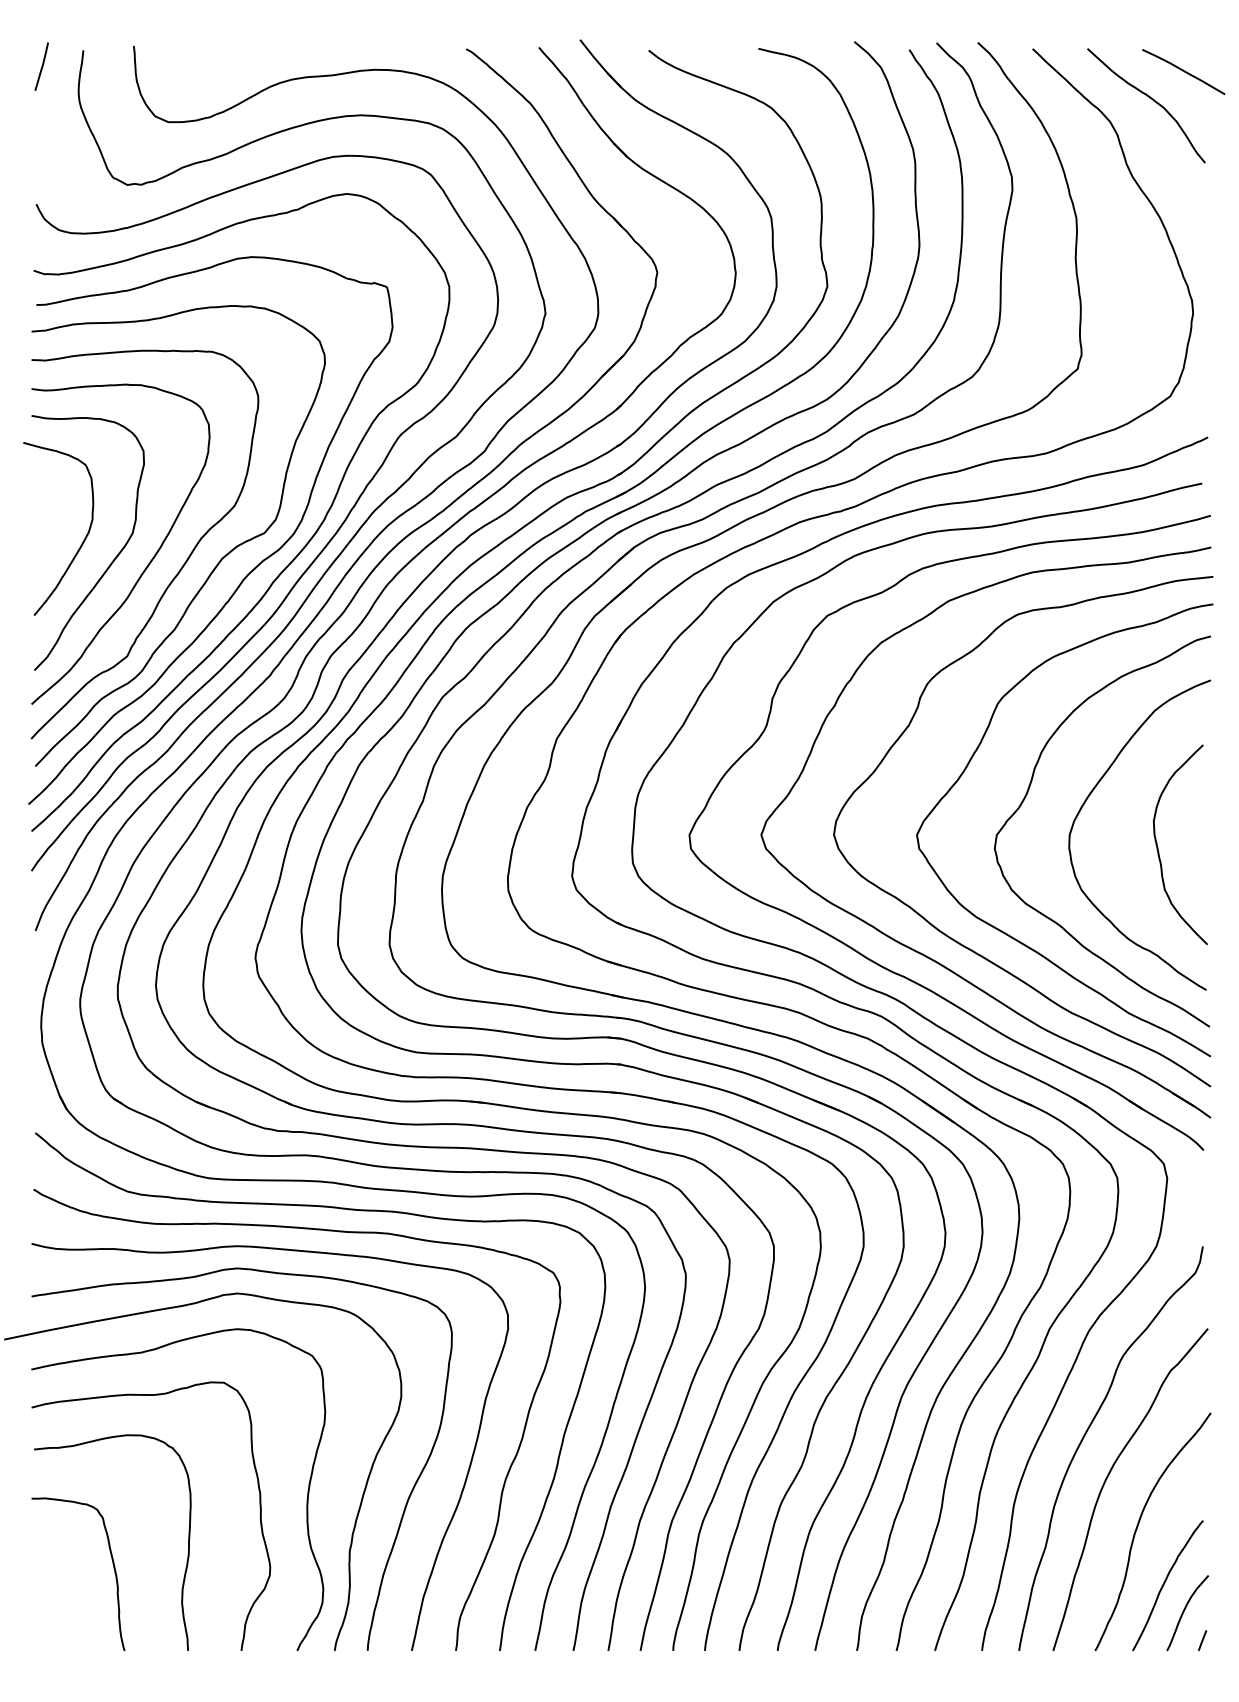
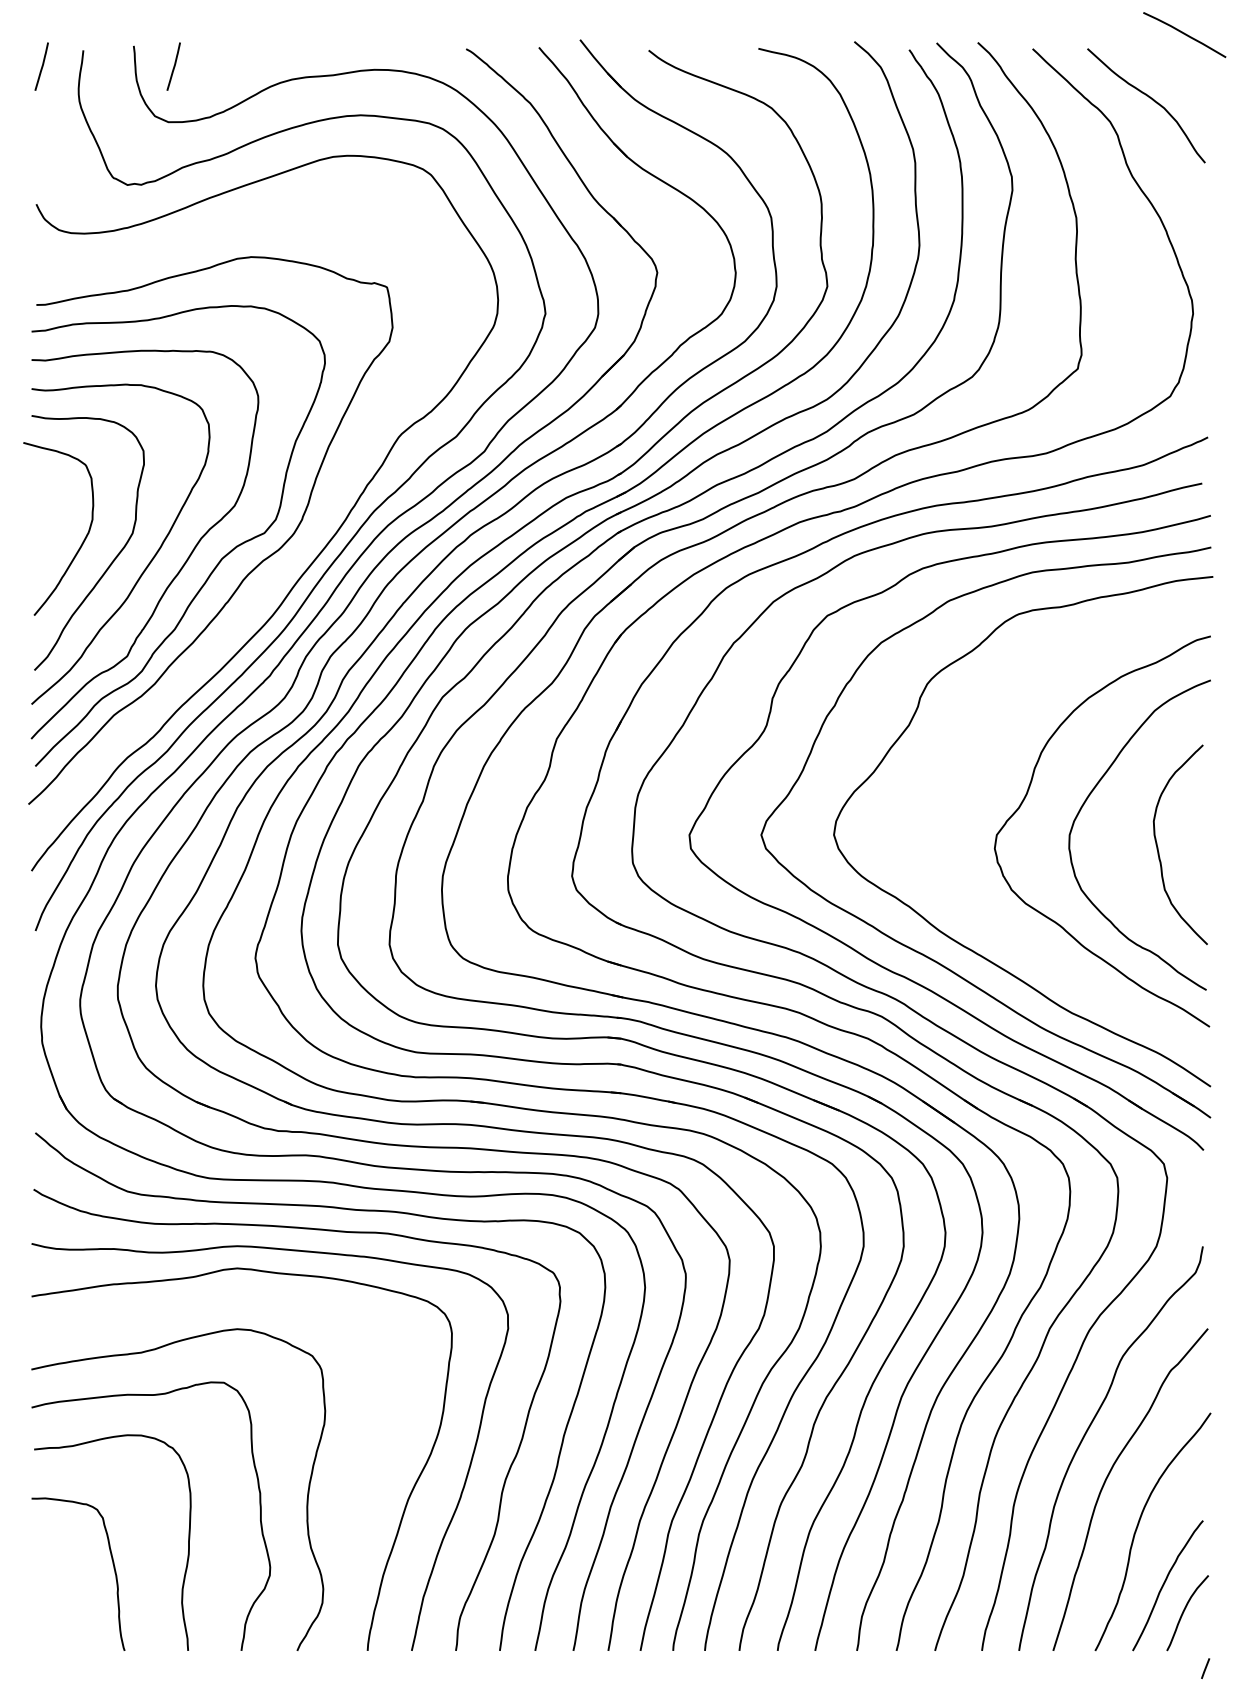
line: none -> present (173, 66)
curve position: (1183, 71) -> (1184, 34) (1184, 34)
curve: present -> none (290, 561)
curve: present -> none (966, 769)
curve: present -> none (355, 1518)
line position: (1202, 1640) -> (1205, 1668) (1205, 1668)
